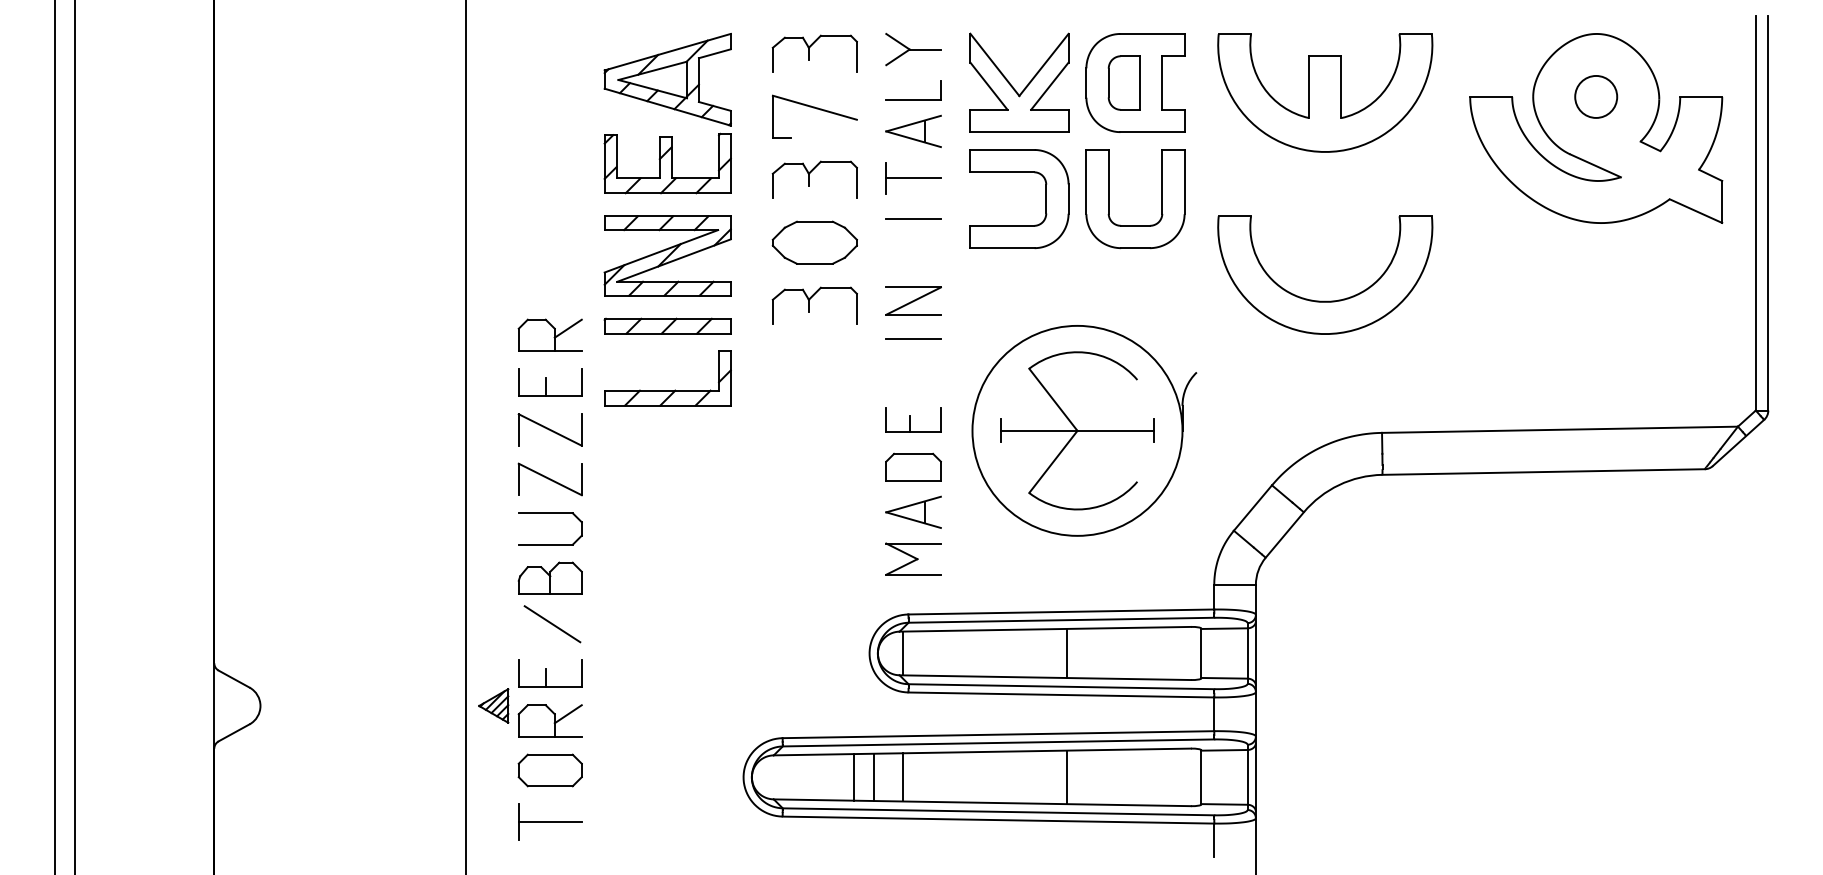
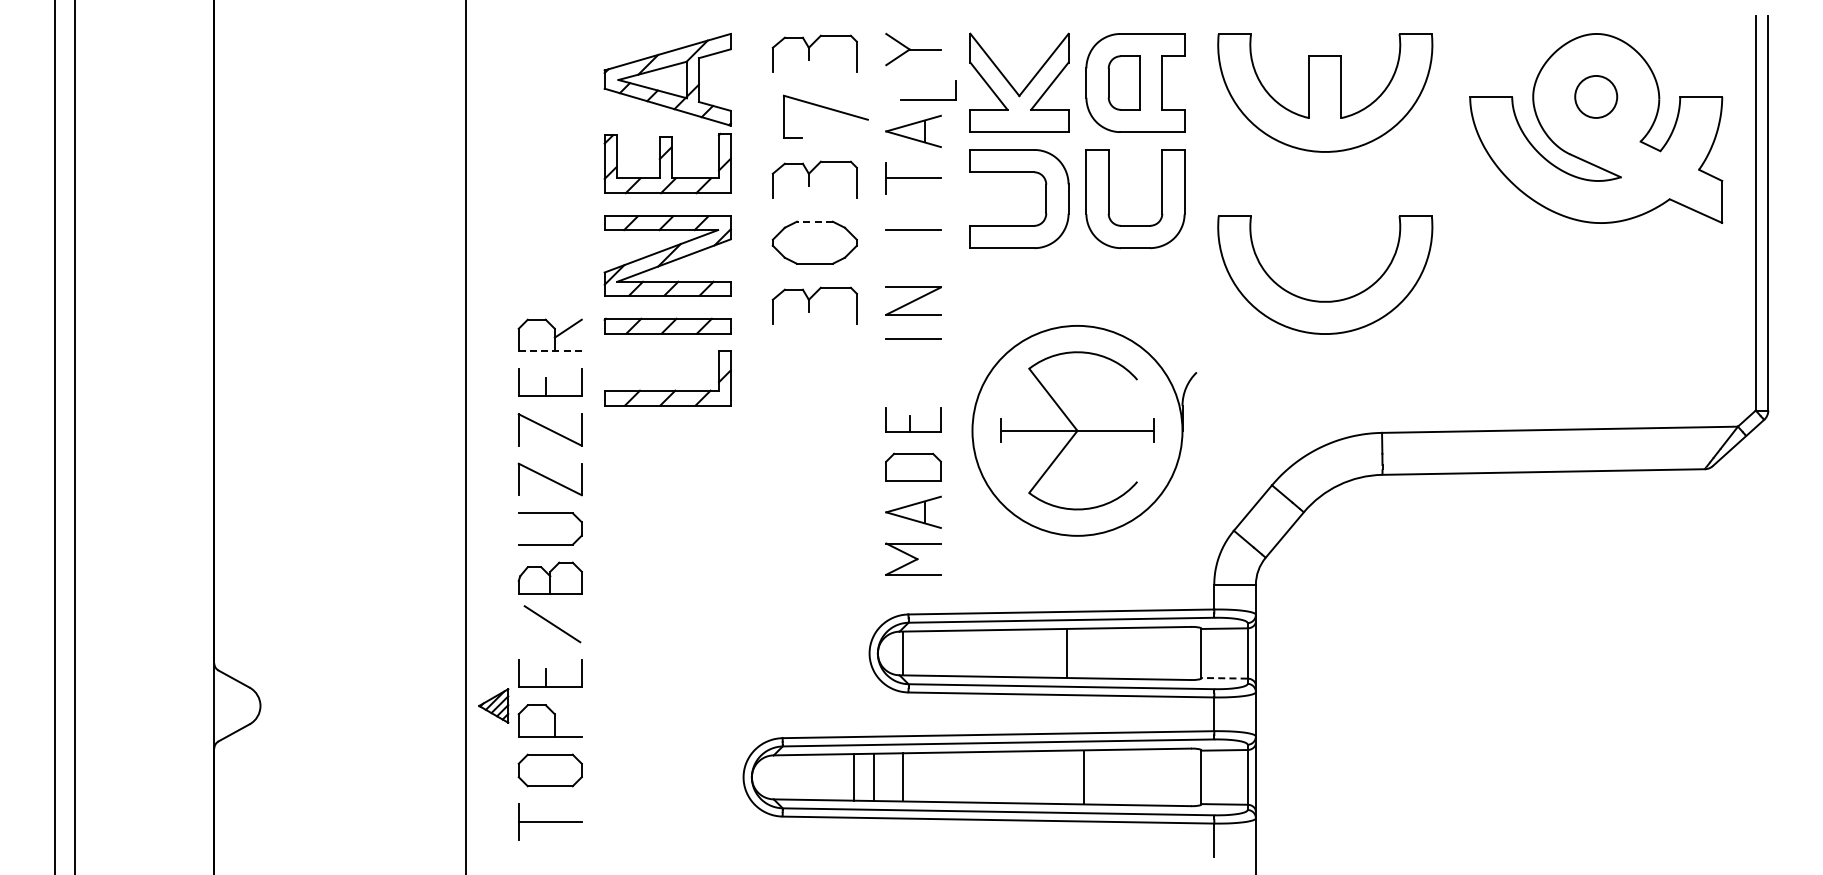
part position: (913, 99) -> (928, 99) (928, 99)
part position: (816, 109) -> (827, 109) (827, 109)
line position: (913, 218) -> (913, 229) (913, 229)
line: solid -> dashed (814, 221)
line: solid -> dashed (550, 351)
line: solid -> dashed (1223, 678)
line: present -> none (567, 714)
line position: (1066, 777) -> (1083, 777) (1083, 777)
